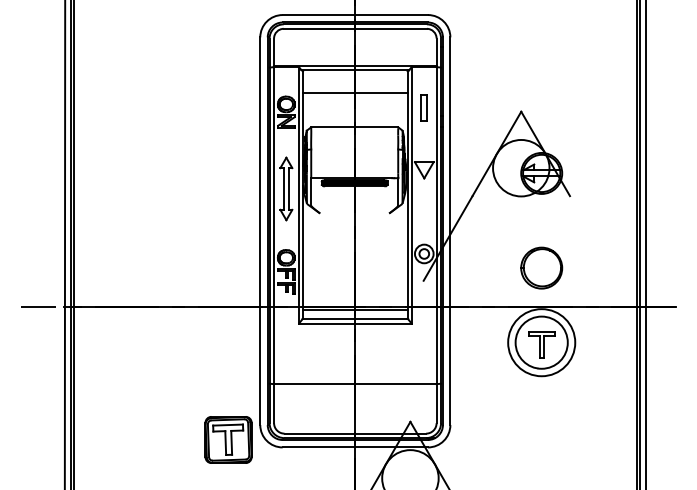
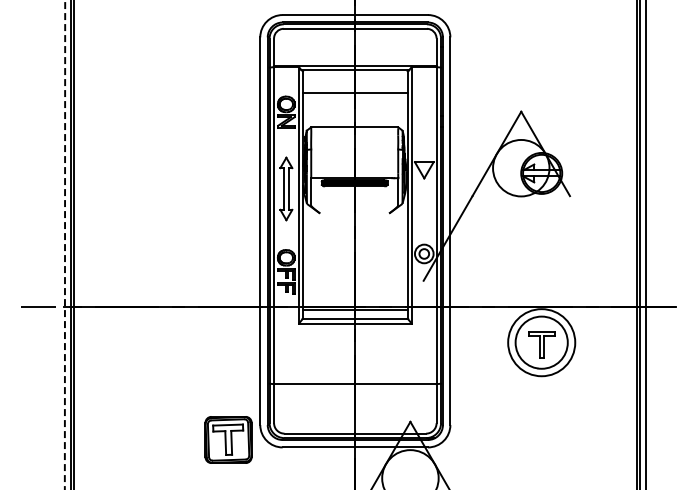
part: present -> none (423, 107)
line: solid -> dashed (65, 244)
part: present -> none (541, 267)
